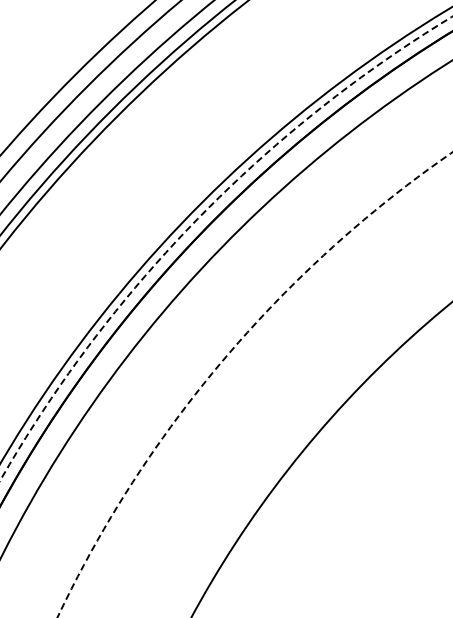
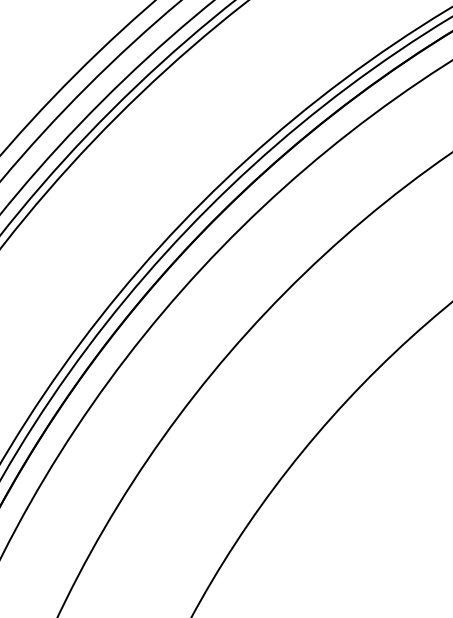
circle: dashed -> solid (226, 248)
arc: dashed -> solid (224, 358)
